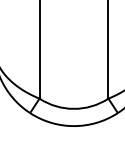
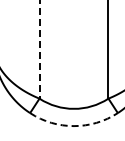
line: solid -> dashed (39, 49)
arc: solid -> dashed (73, 126)
